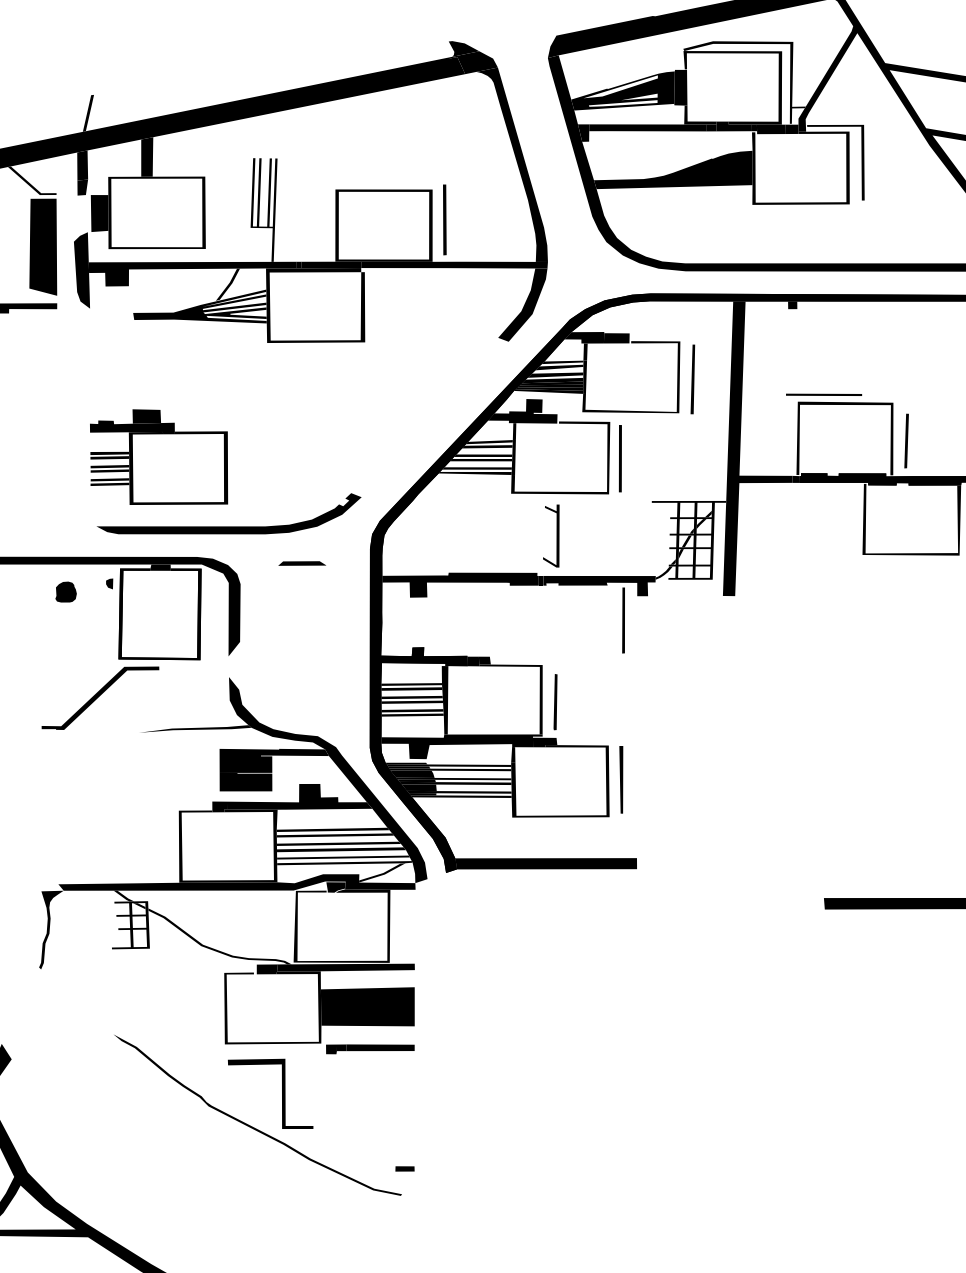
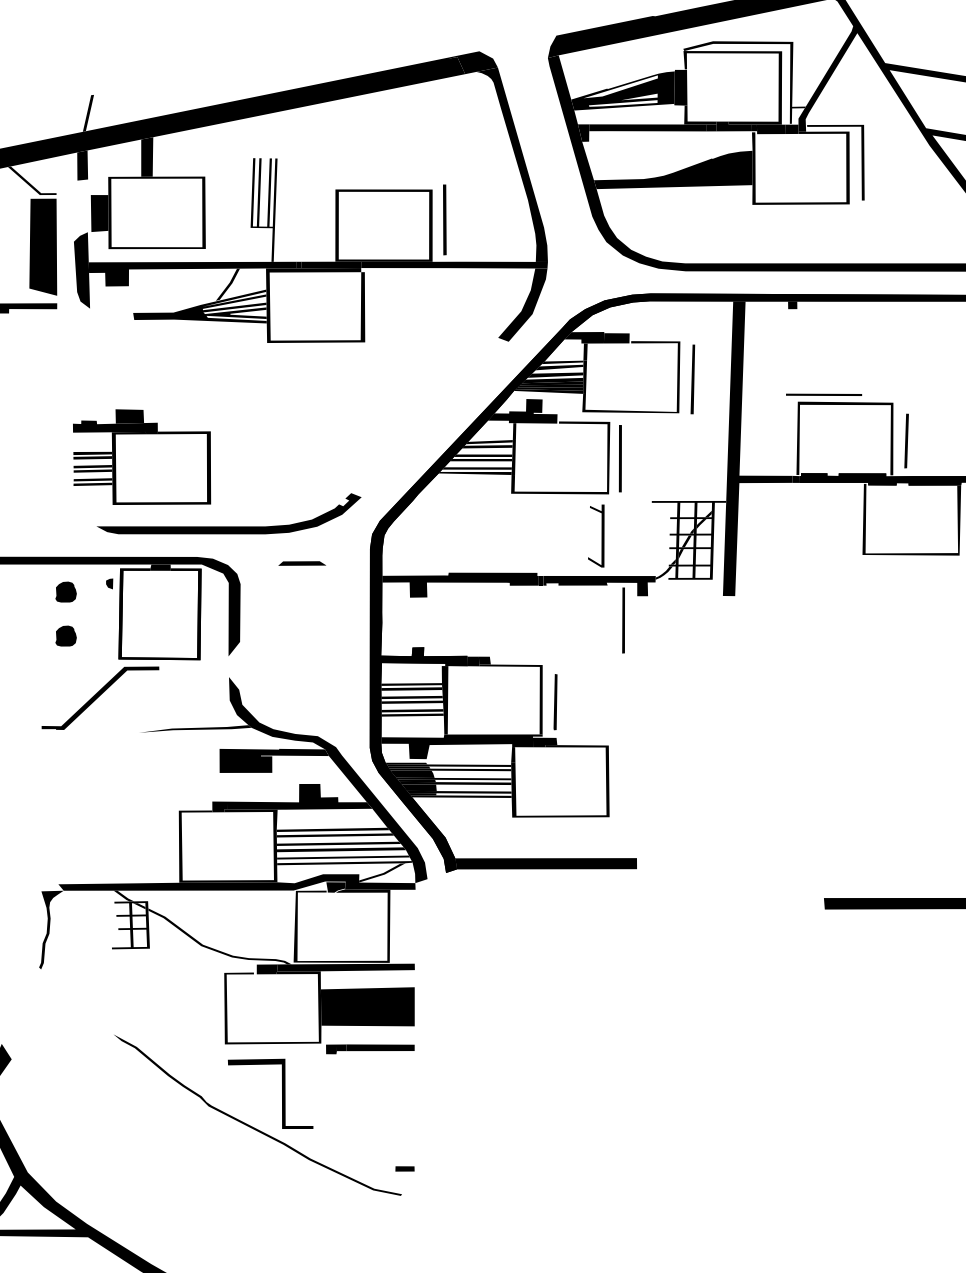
fill: present -> none (463, 48)
fill: present -> none (82, 187)
part position: (159, 456) -> (142, 456) (142, 456)
part position: (551, 535) -> (596, 535) (596, 535)
part: none -> present (65, 635)
line: present -> none (621, 779)
fill: present -> none (245, 781)
